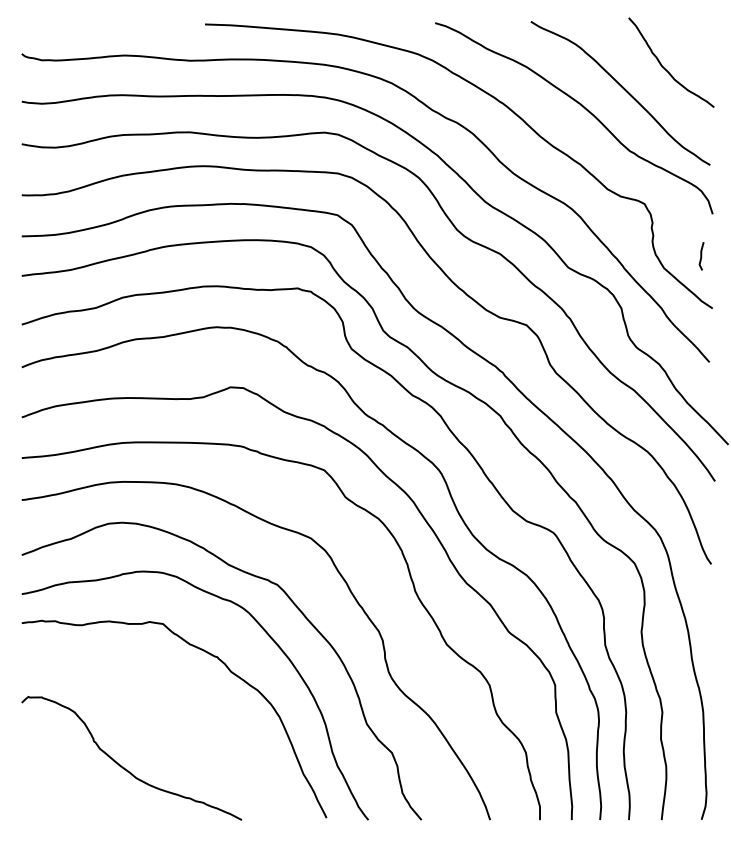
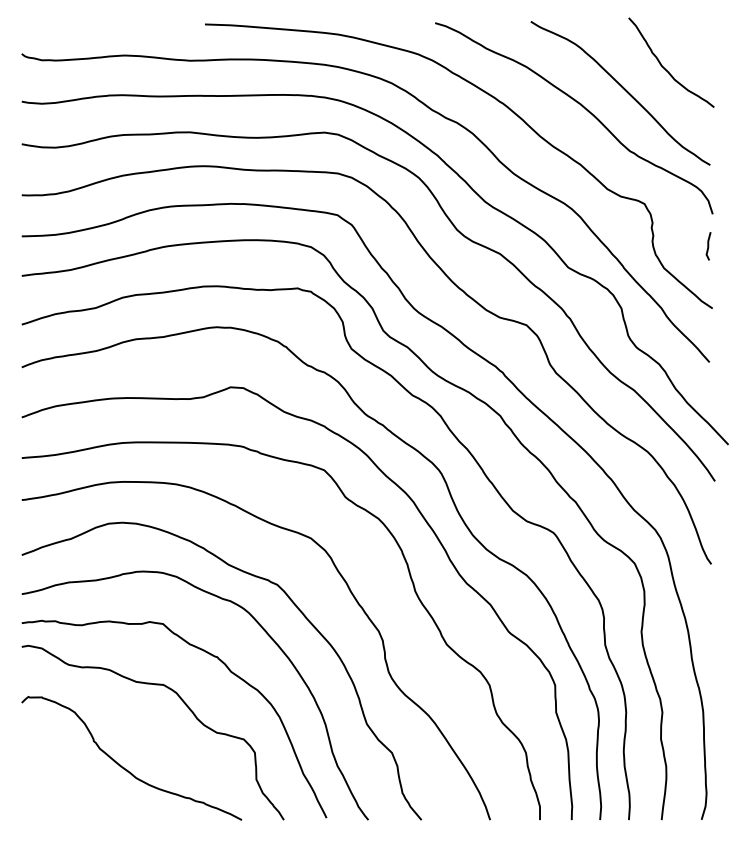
line position: (701, 256) -> (708, 246) (708, 246)
curve: none -> present (183, 703)
